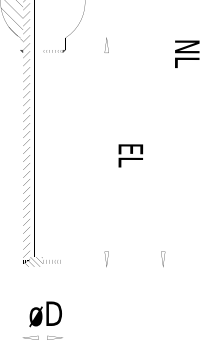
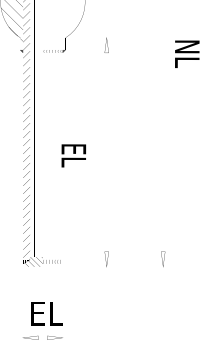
text position: (130, 155) -> (73, 155) (73, 155)
text: øD -> EL (45, 314)
